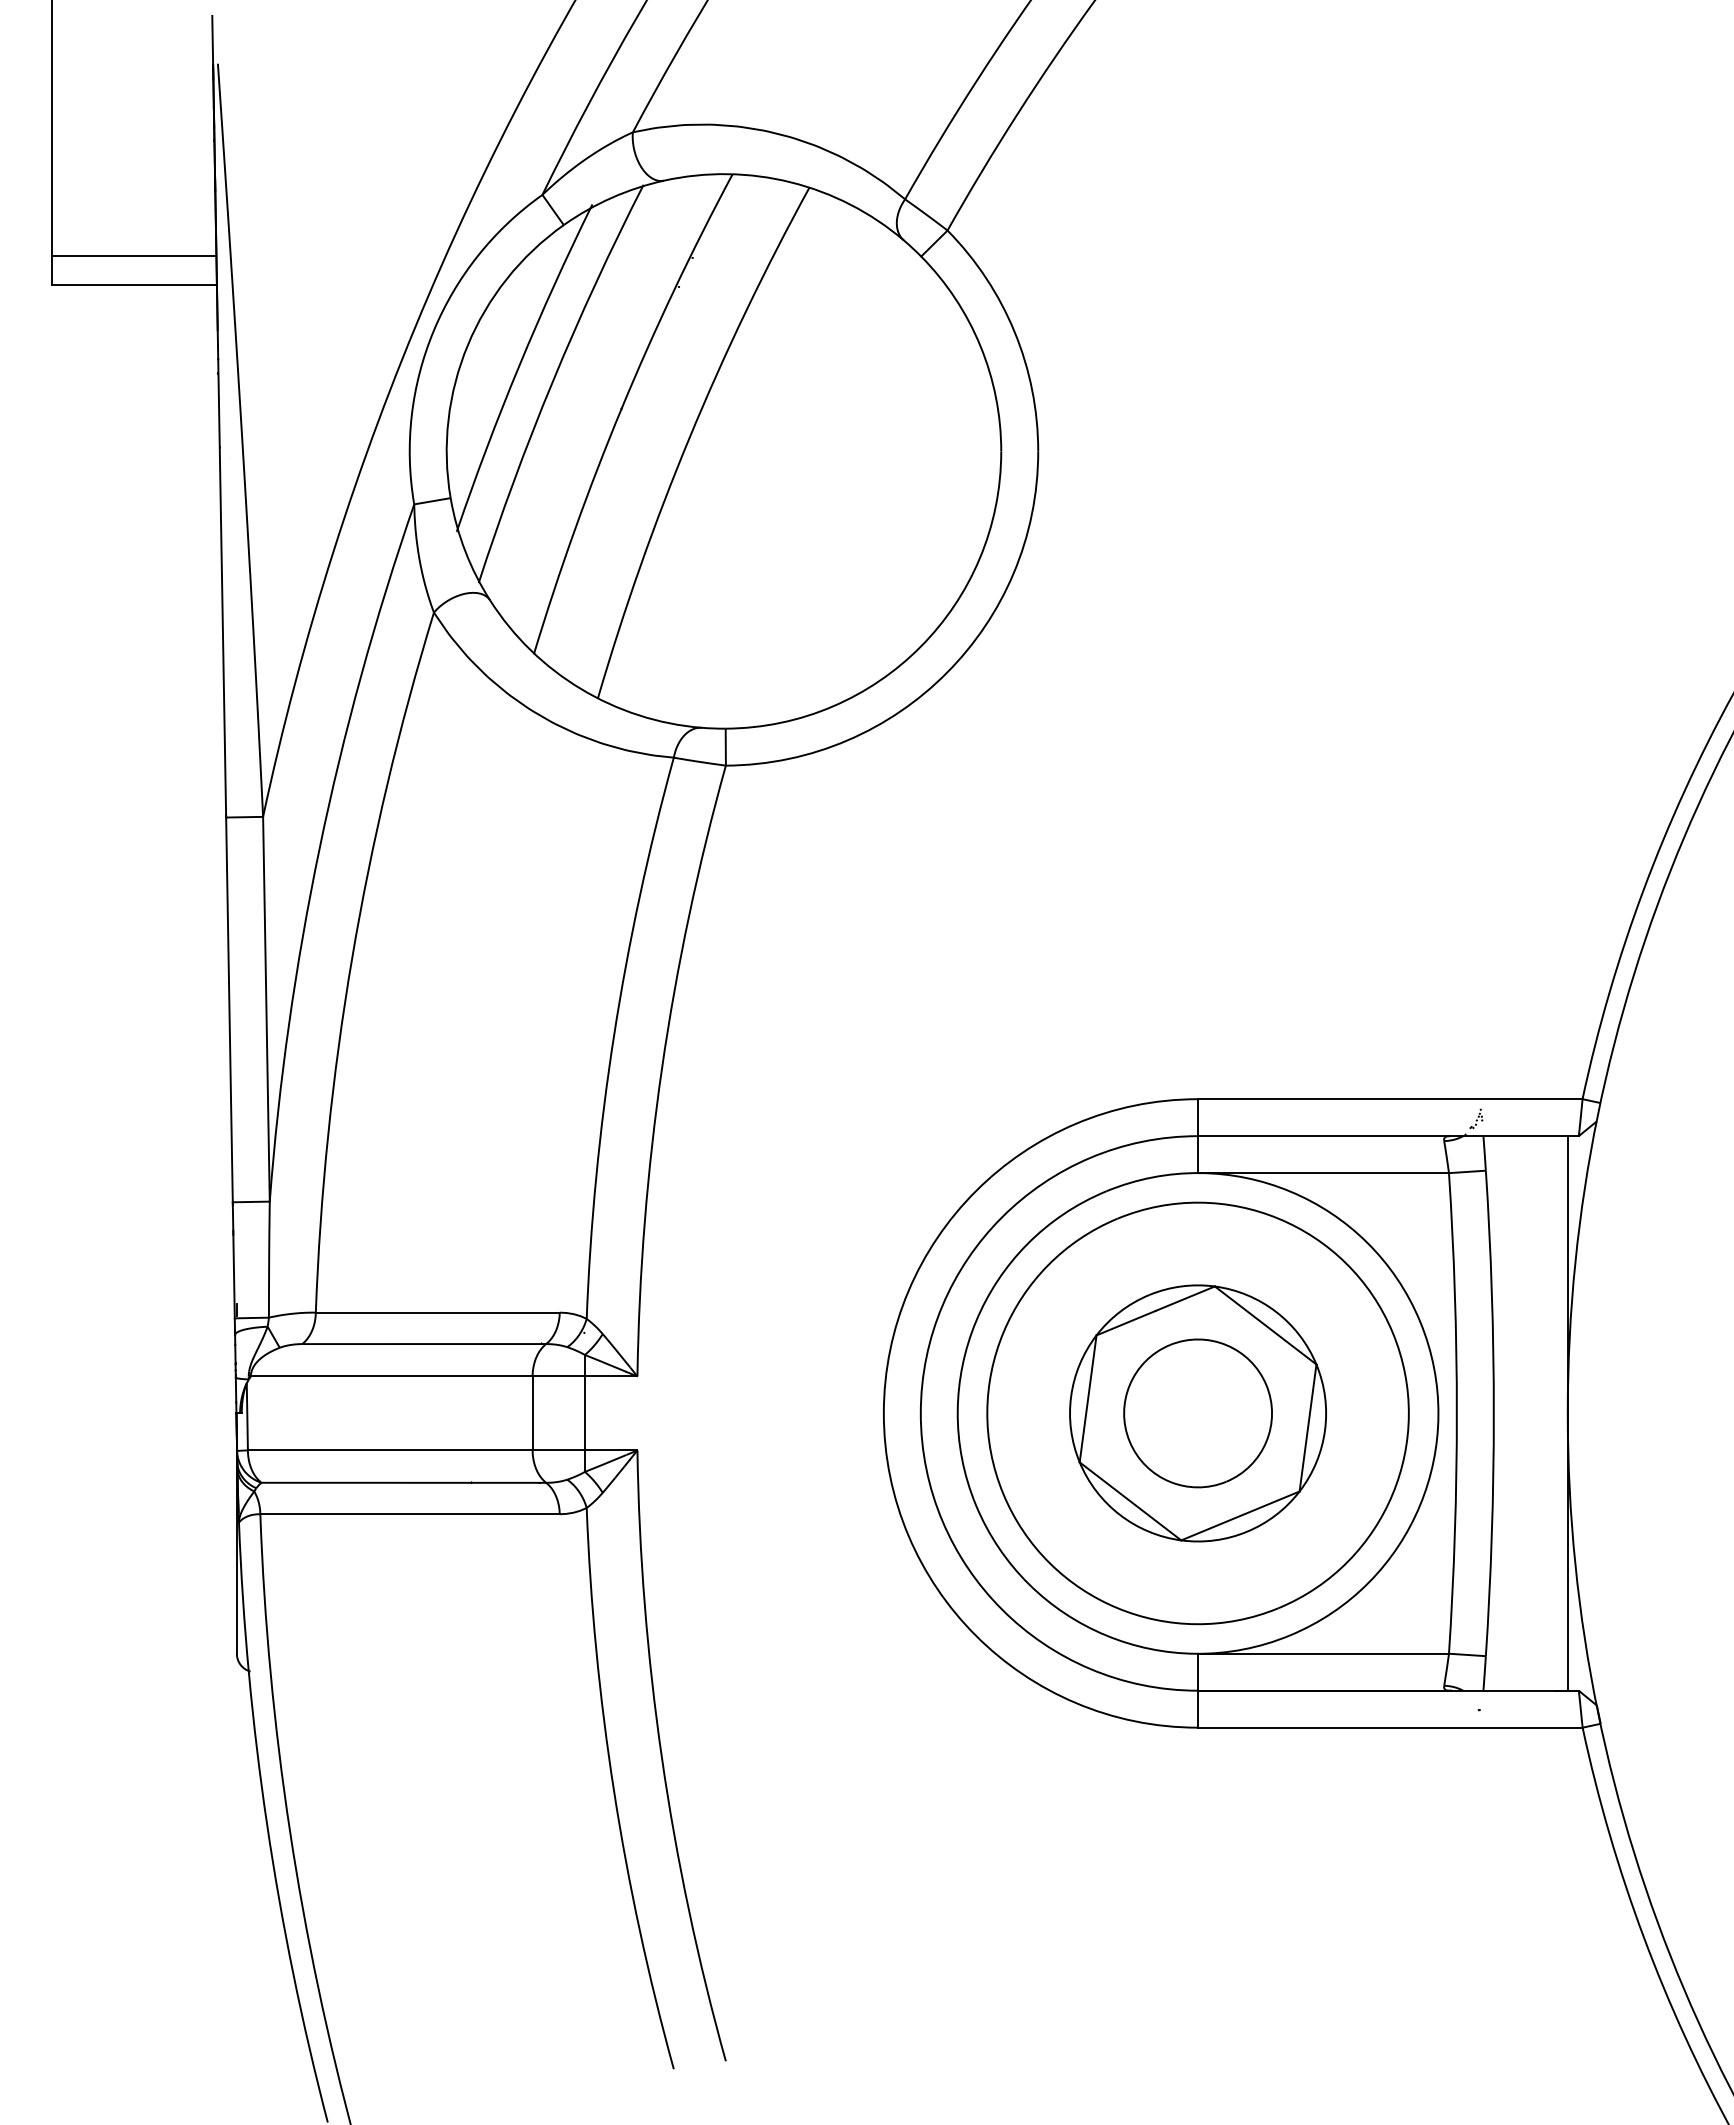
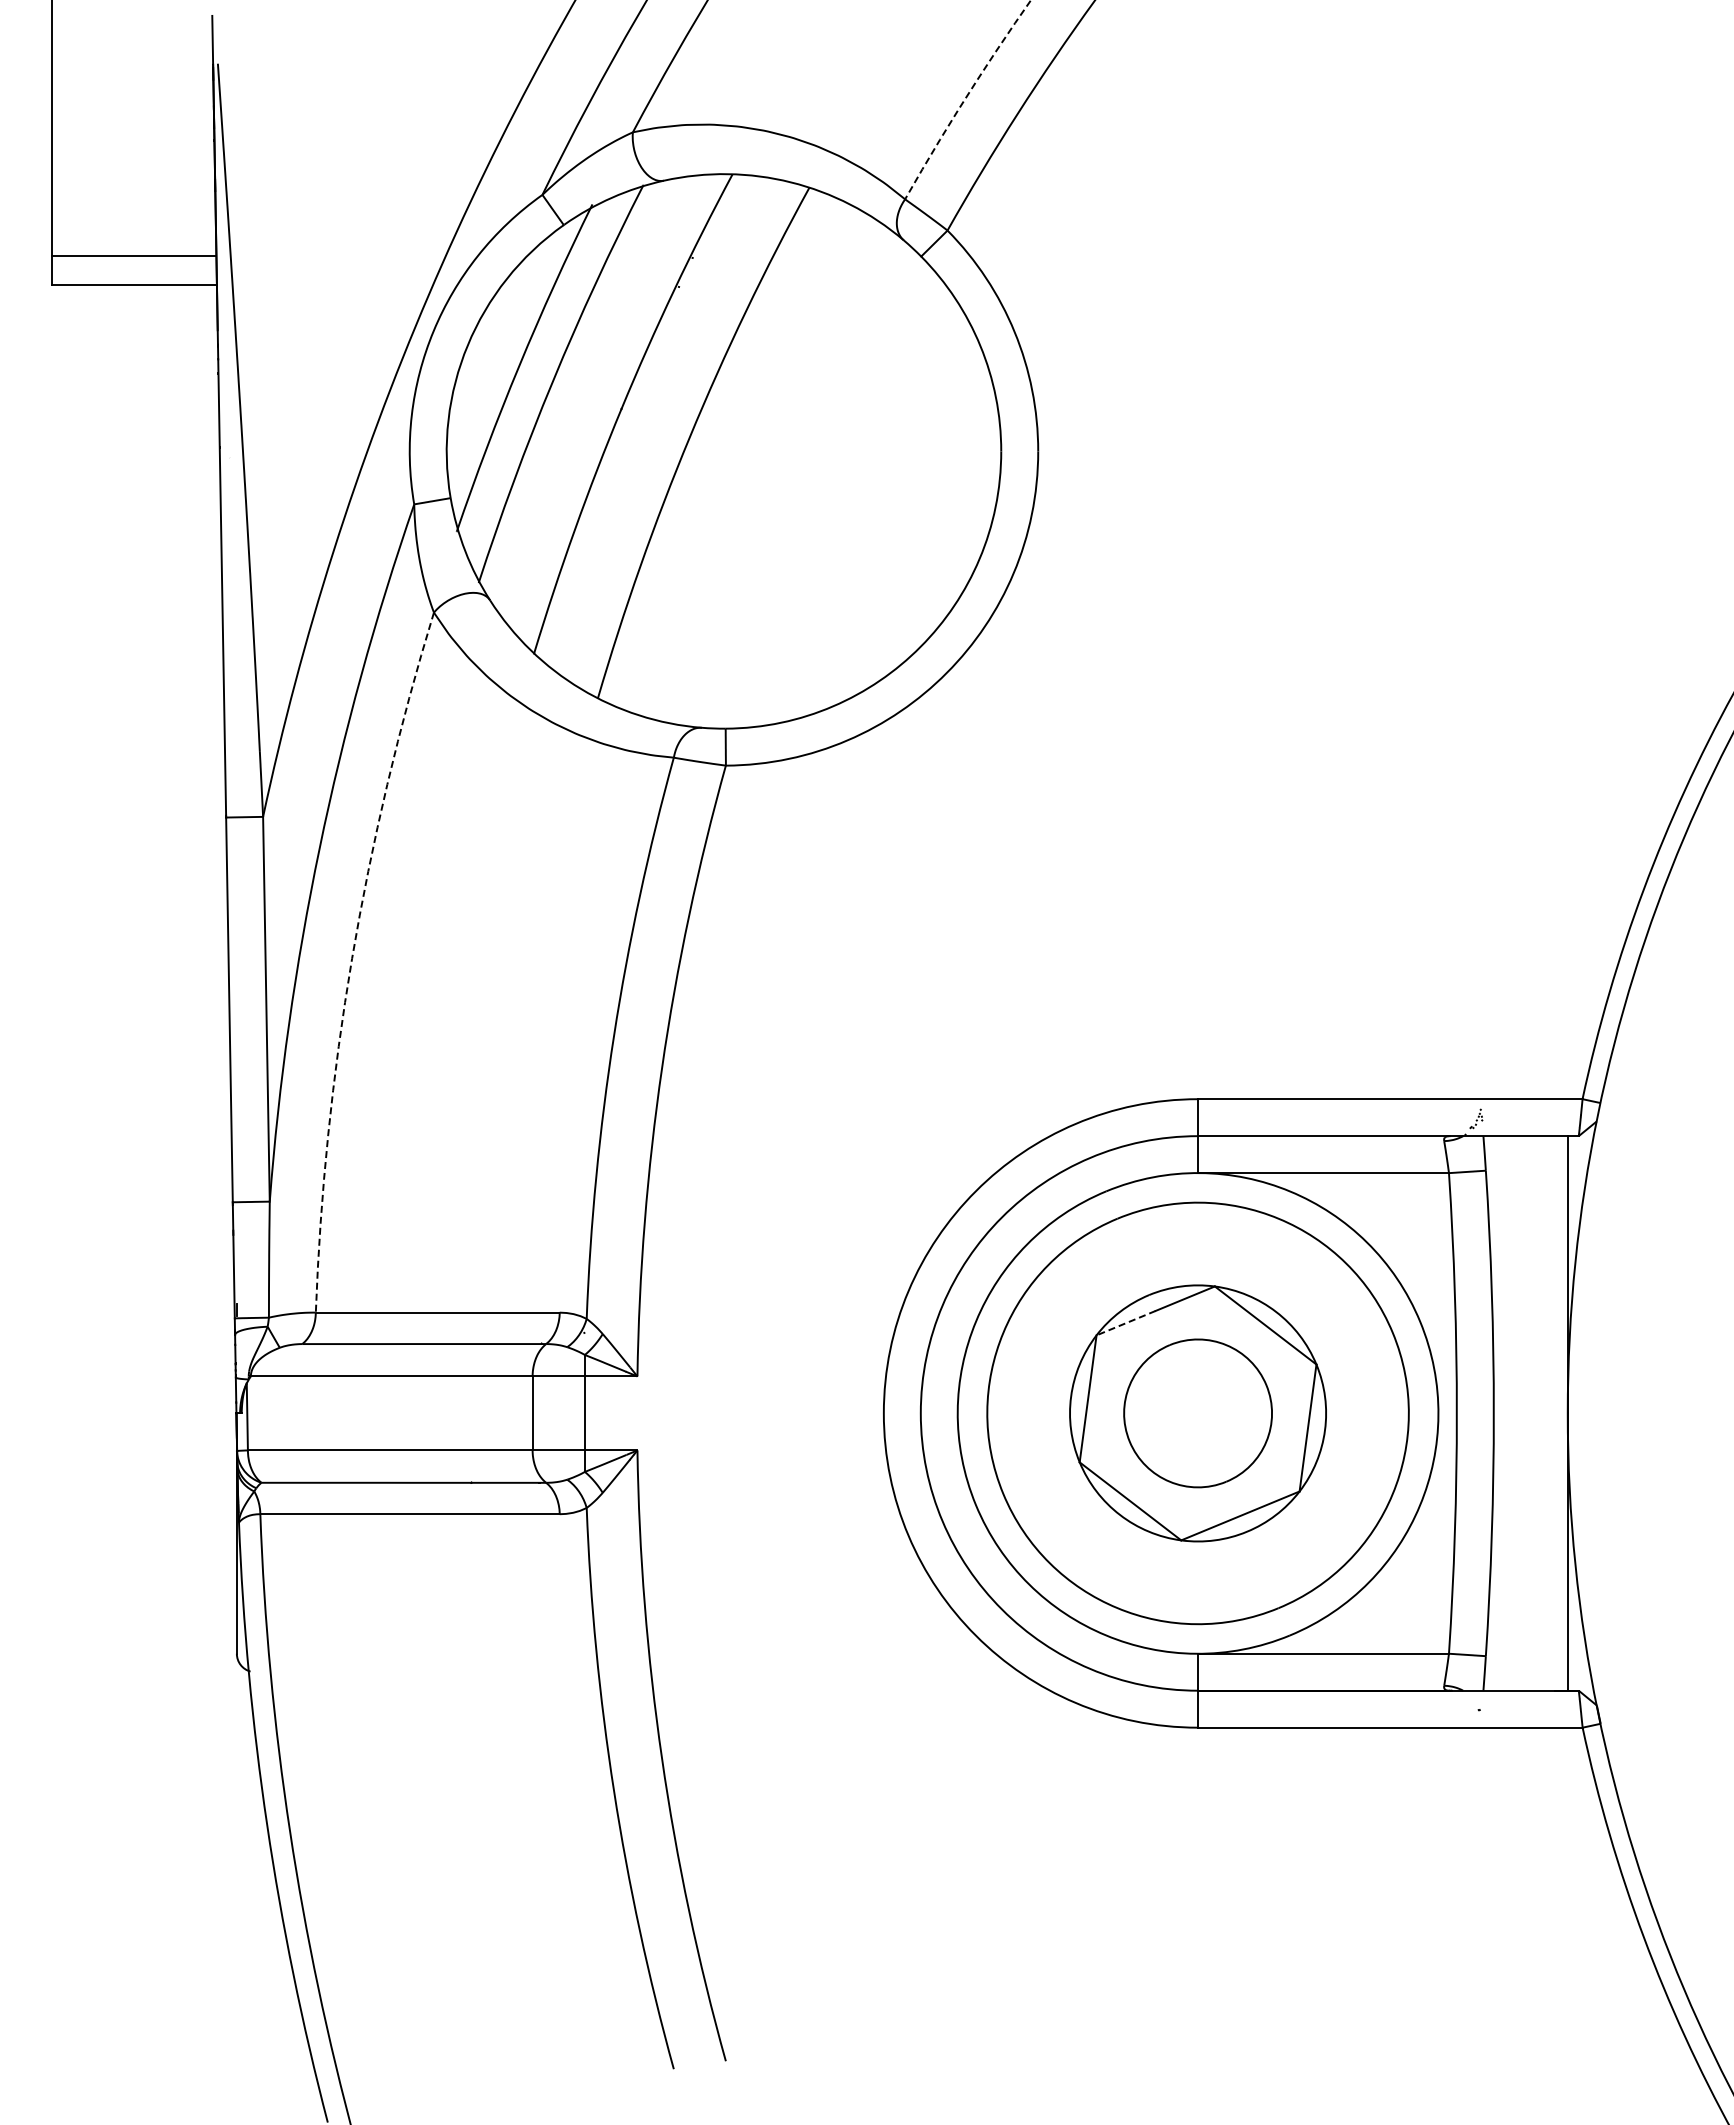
arc: solid -> dashed (965, 98)
arc: solid -> dashed (352, 958)
line: solid -> dashed (1125, 1323)
